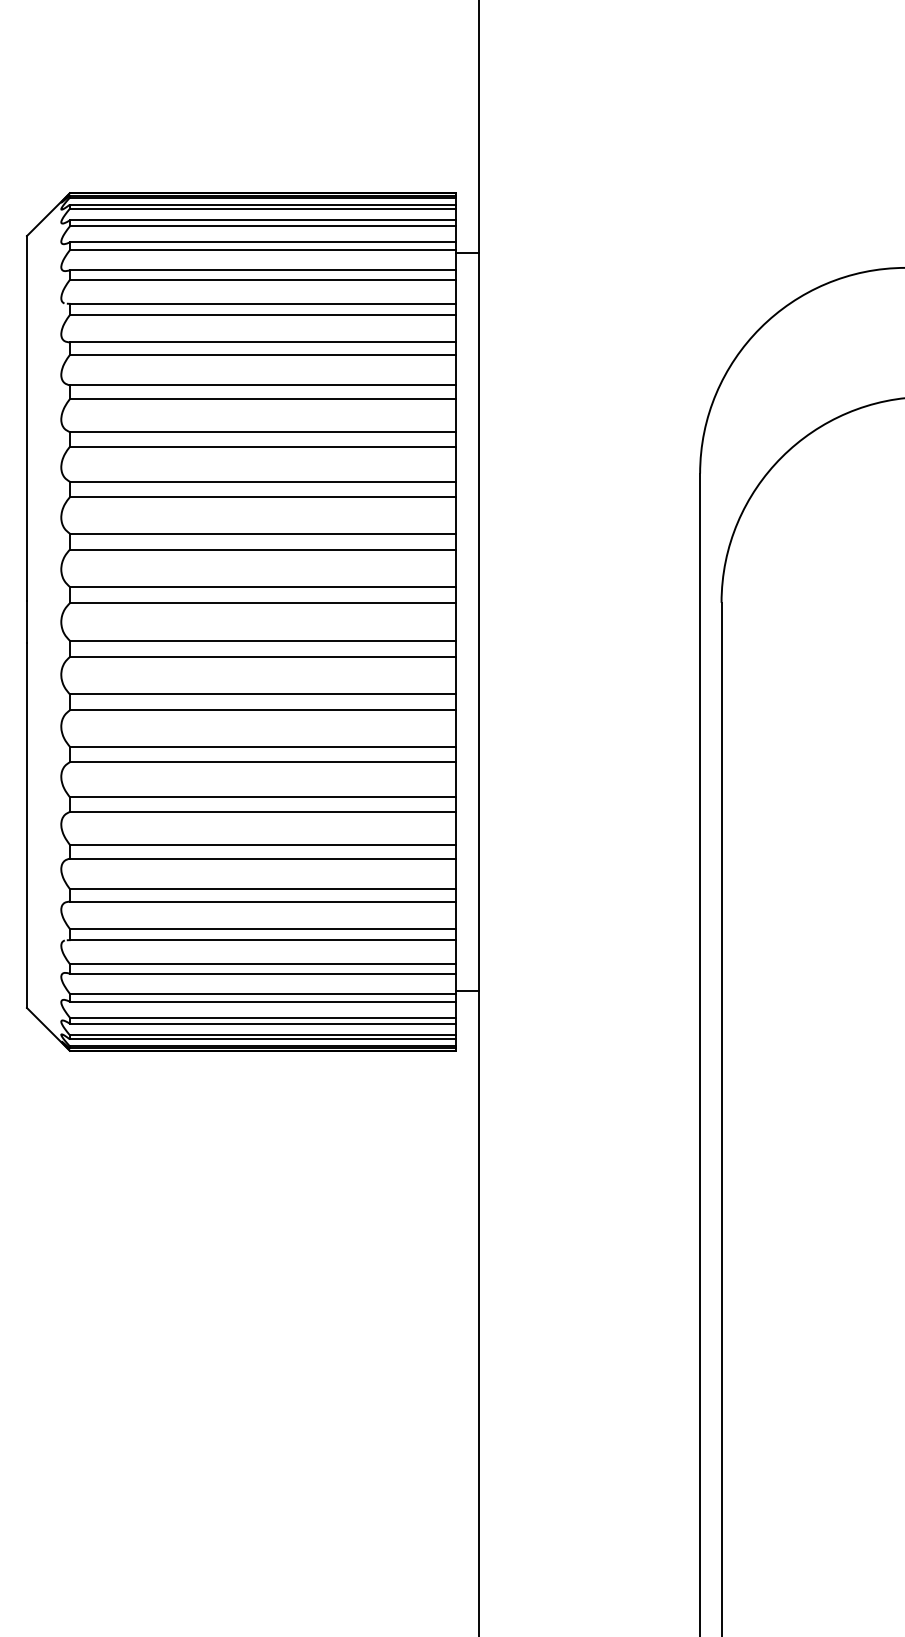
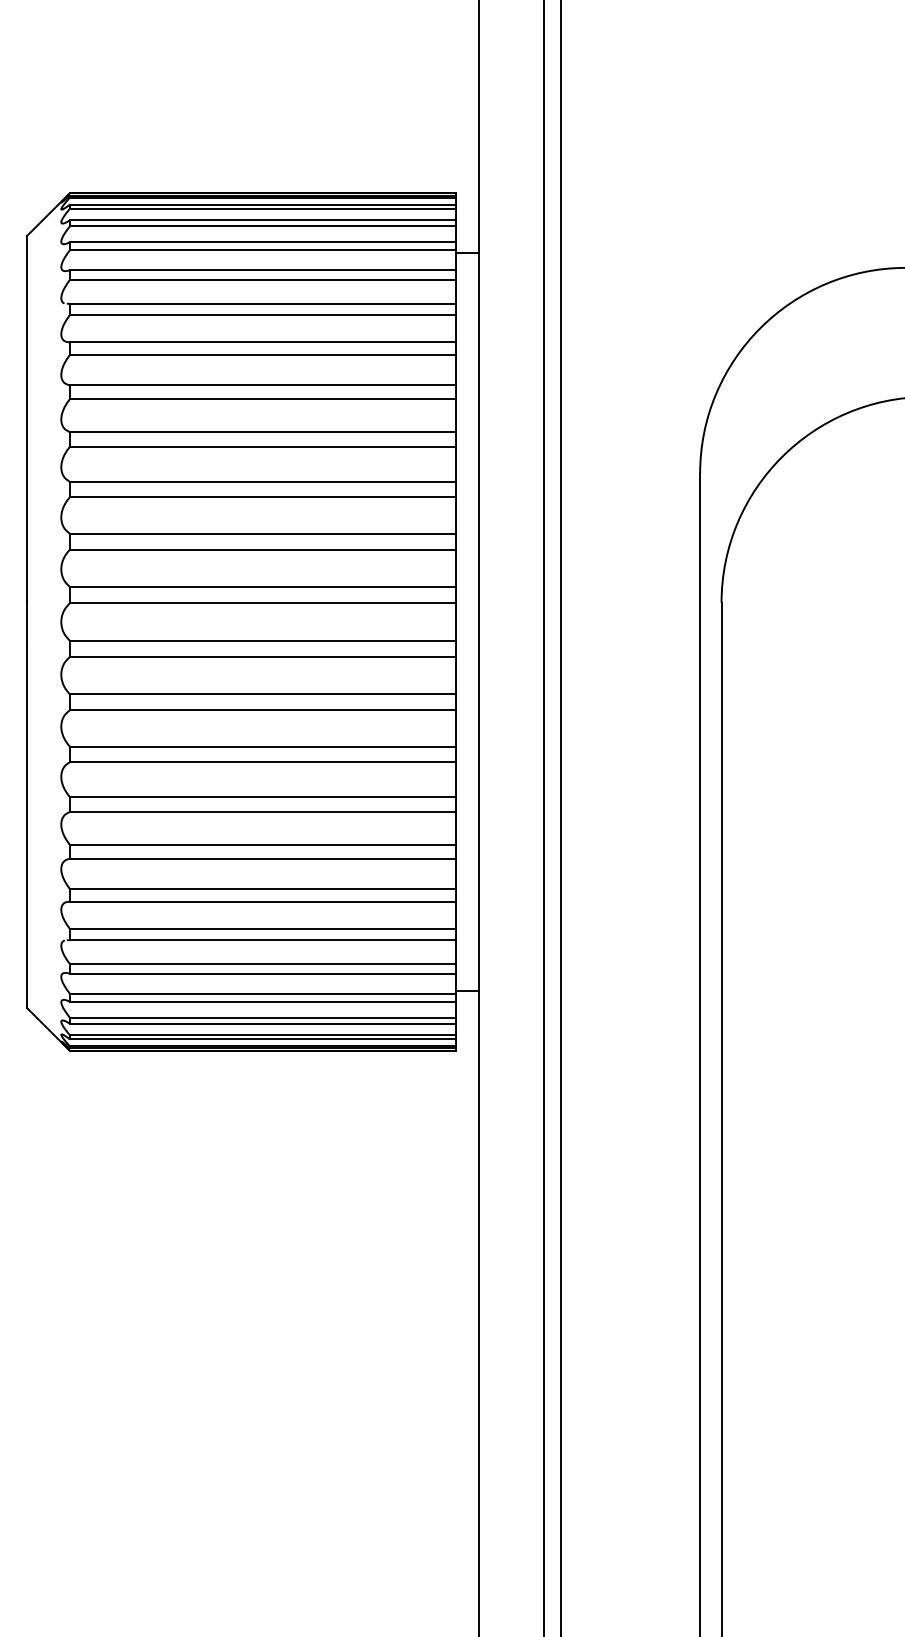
line: none -> present (543, 817)
line: none -> present (560, 817)
